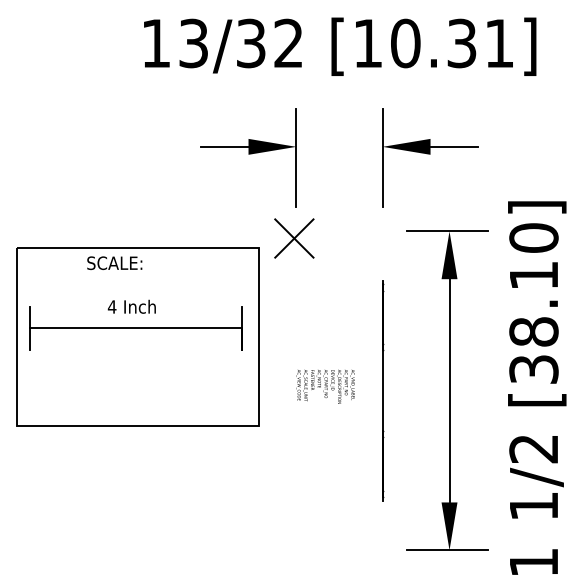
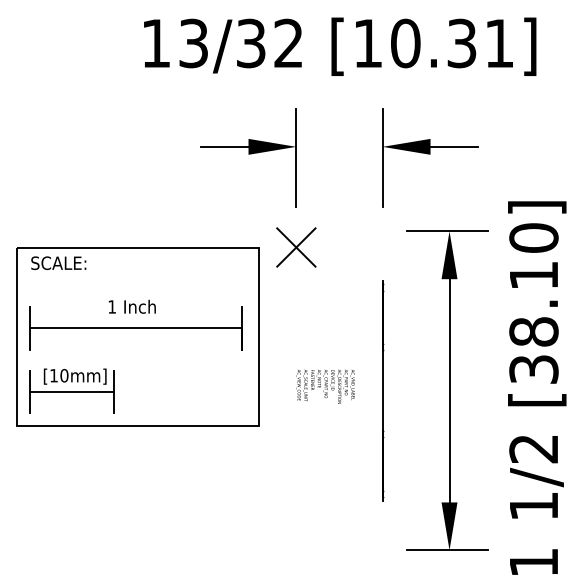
part position: (294, 238) -> (296, 247) (296, 247)
text position: (114, 262) -> (58, 262) (58, 262)
text: 4 -> 1 (111, 306)
part: none -> present (71, 390)
